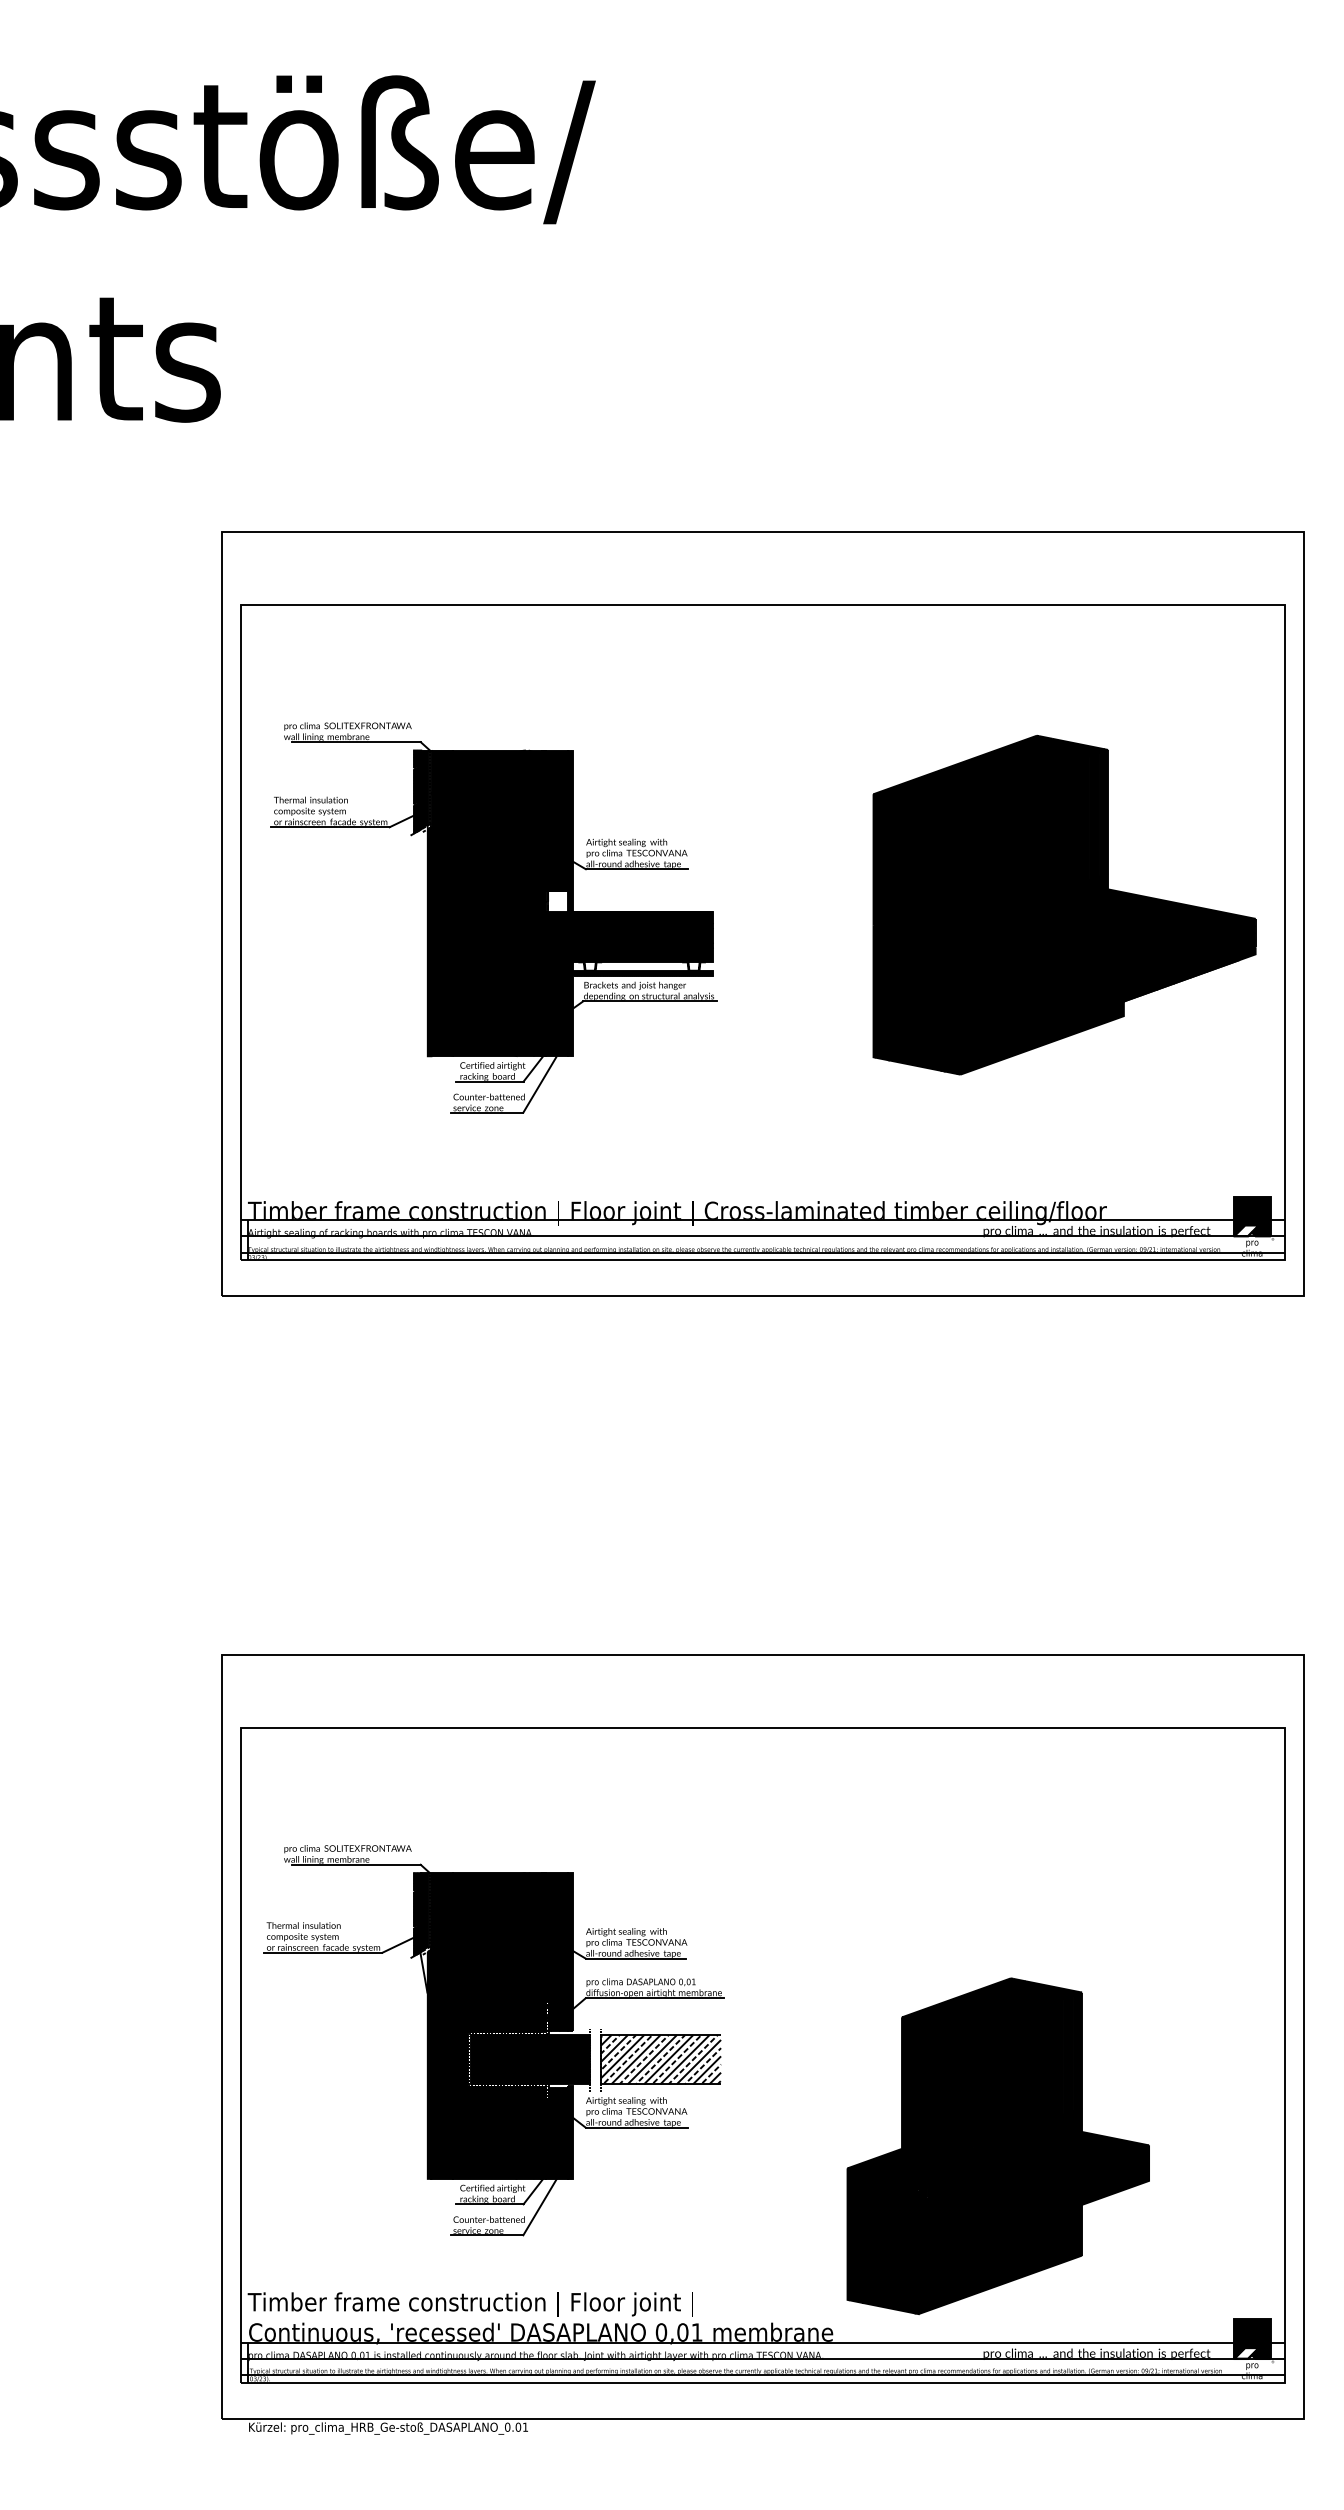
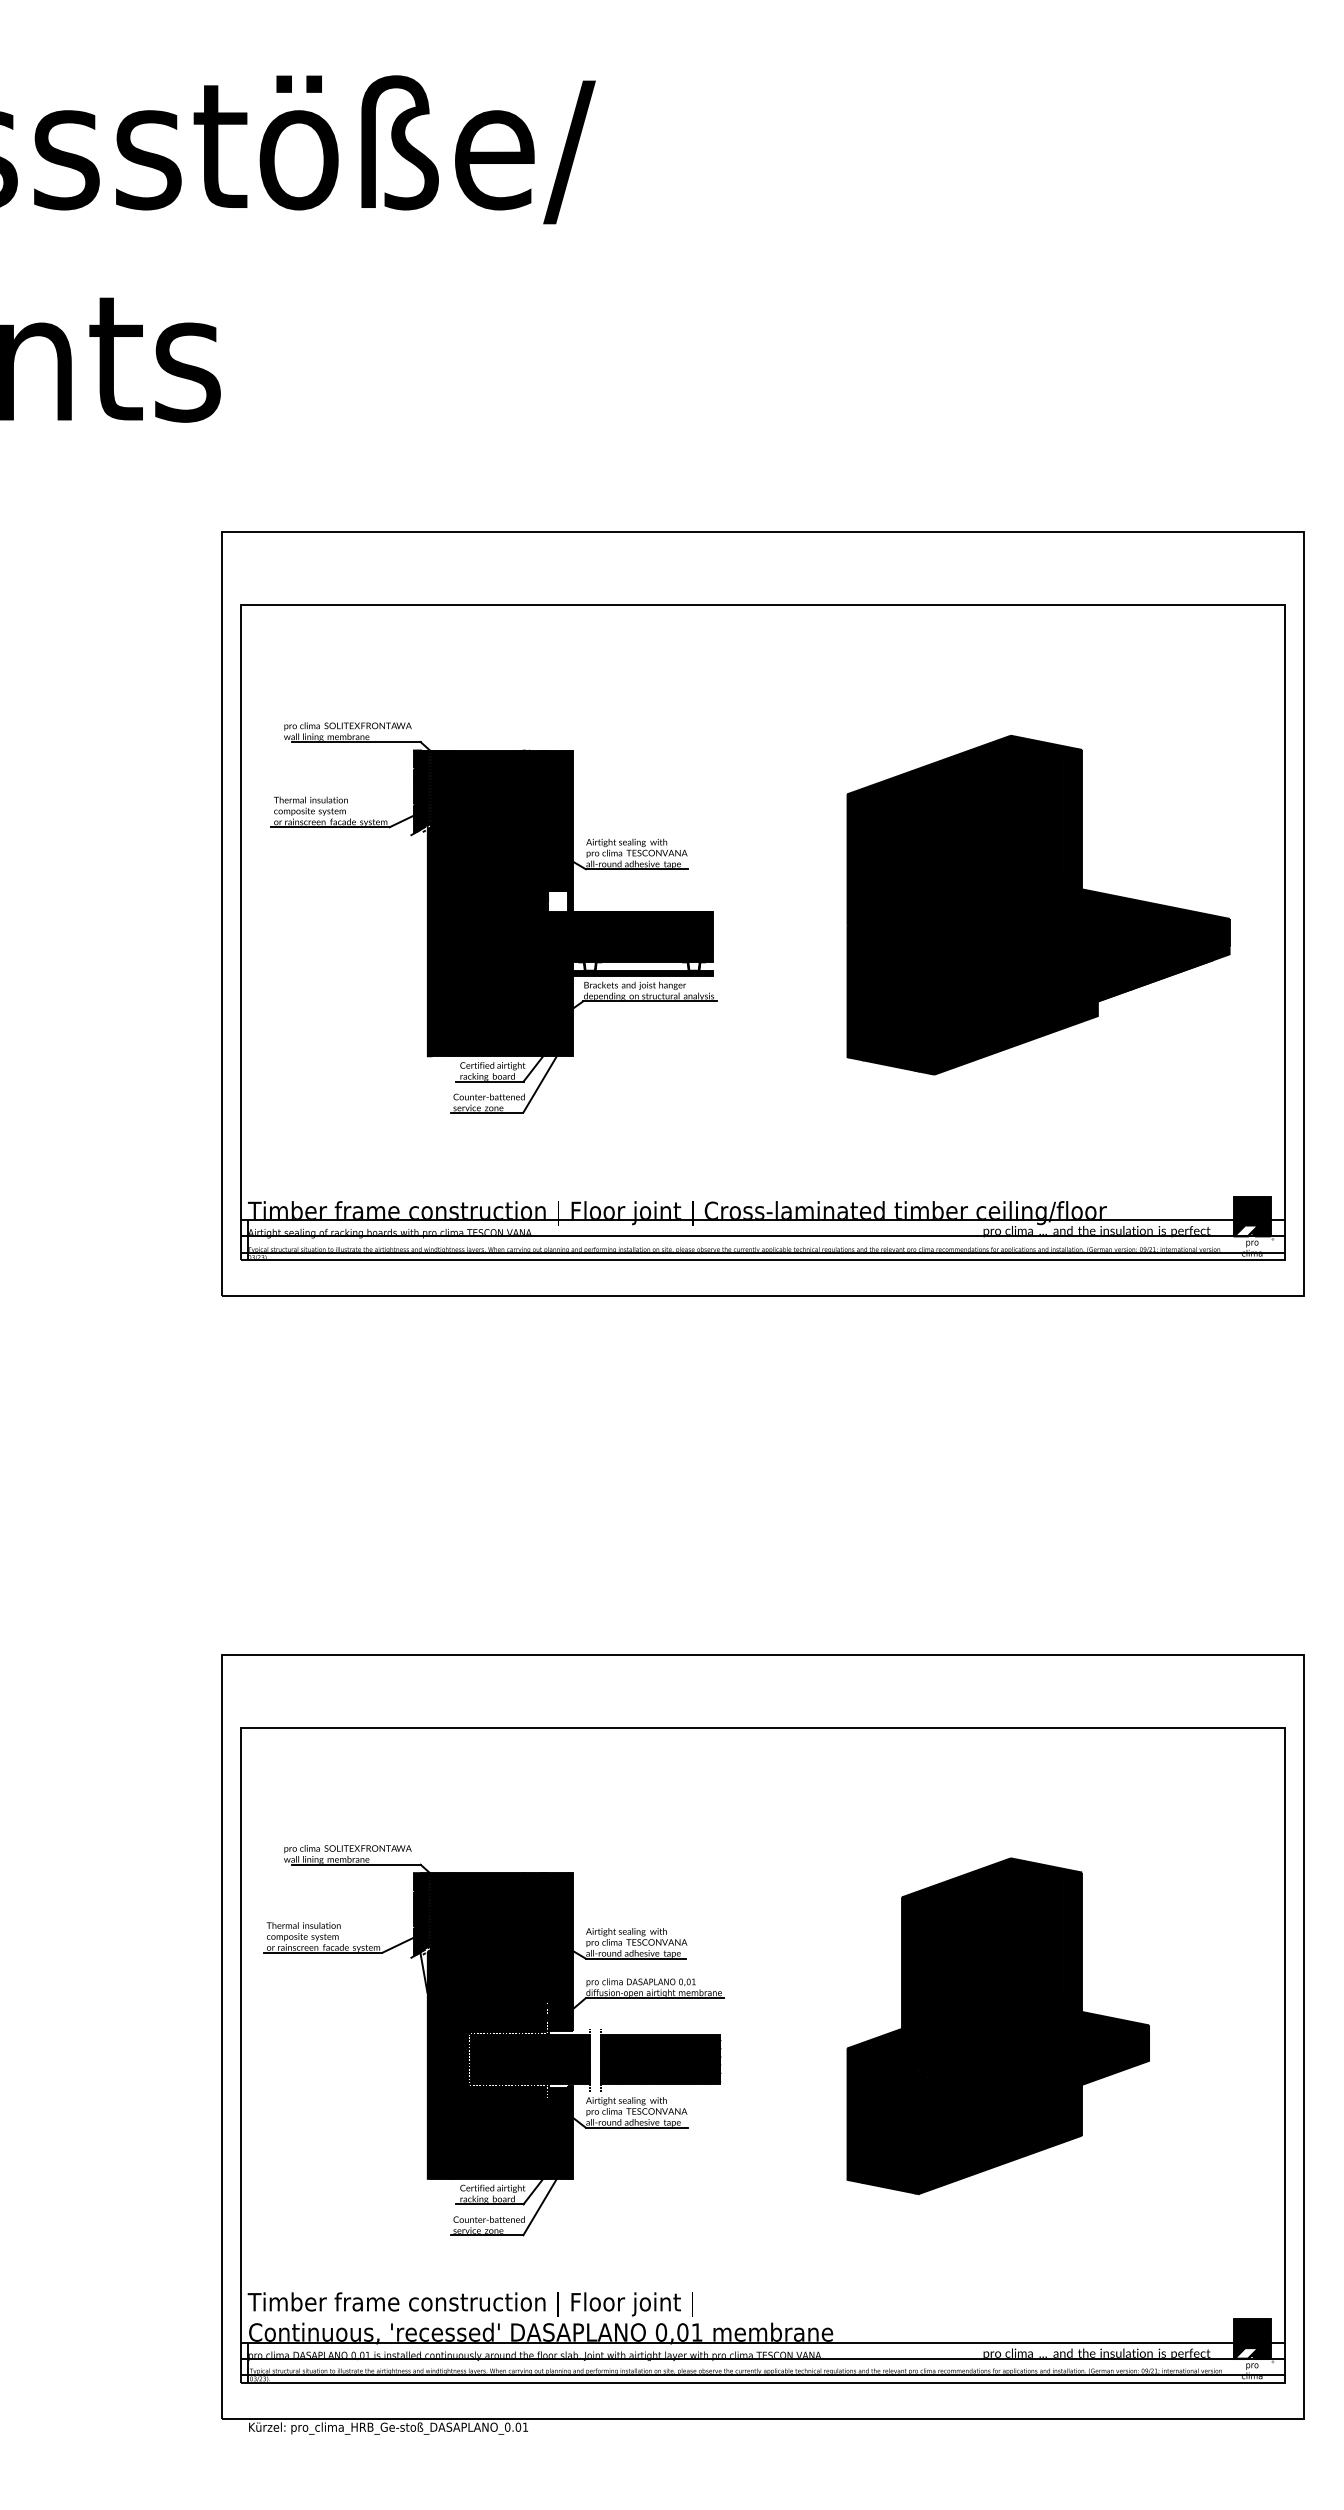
part position: (1064, 904) -> (1038, 904) (1038, 904)
fill: none -> present (661, 2059)
part position: (997, 2146) -> (997, 2026) (997, 2026)
